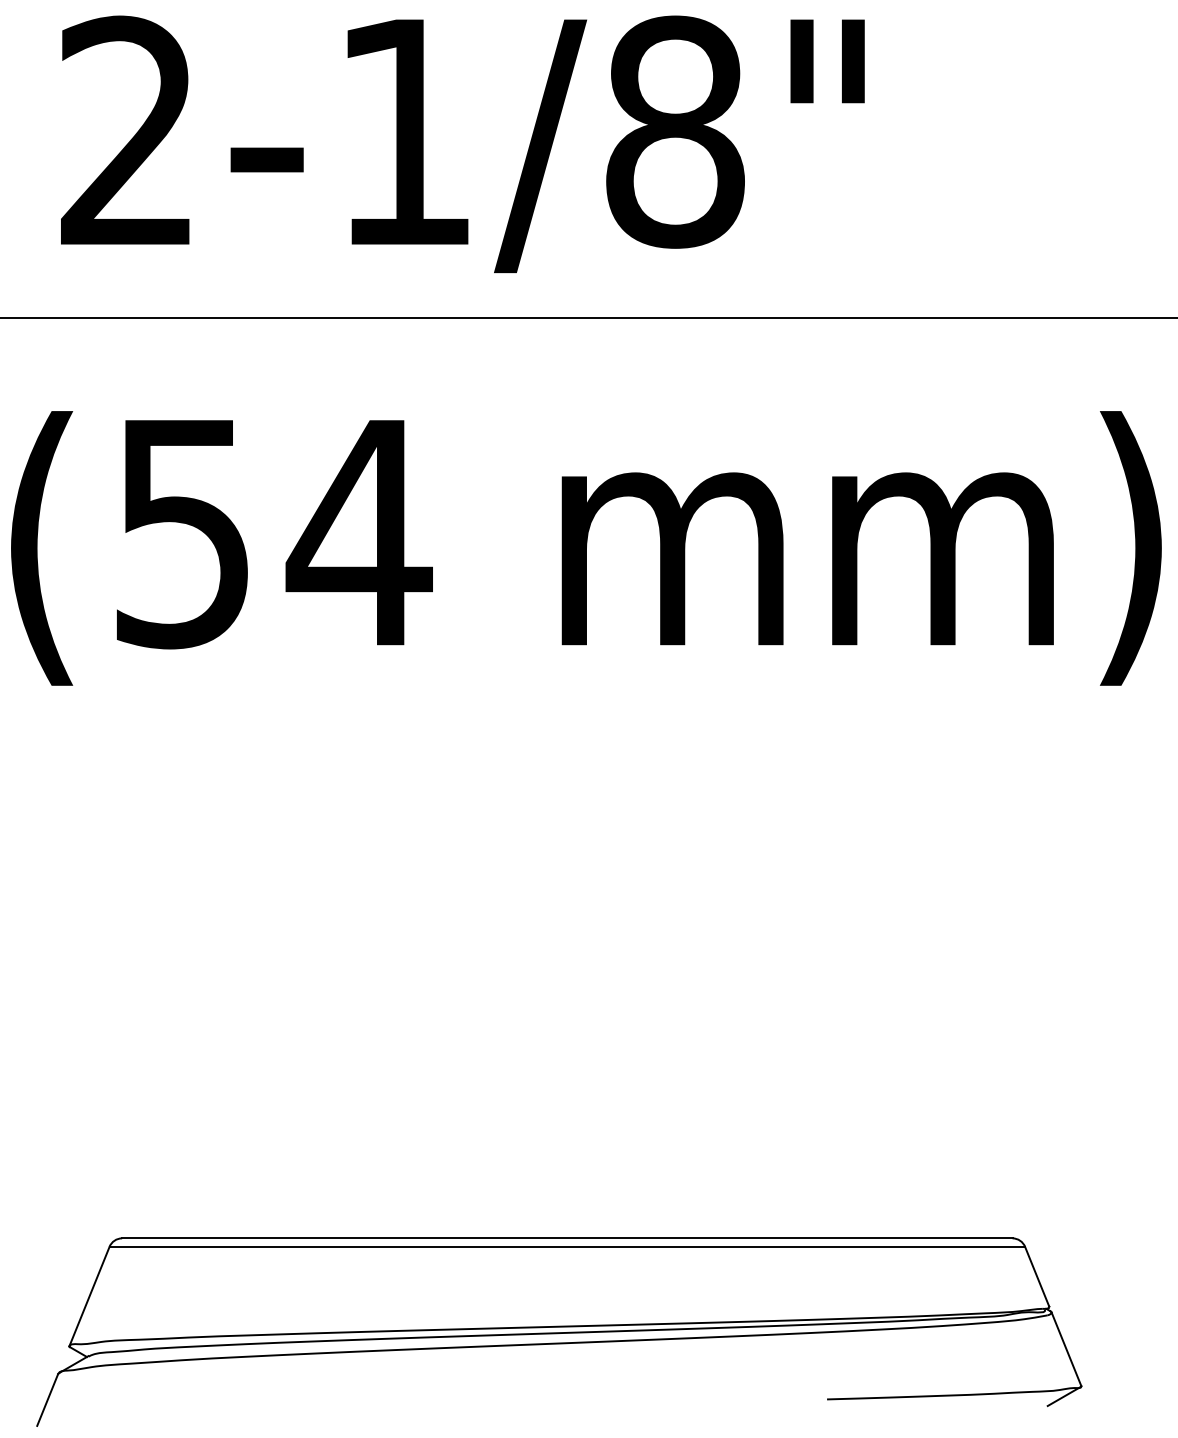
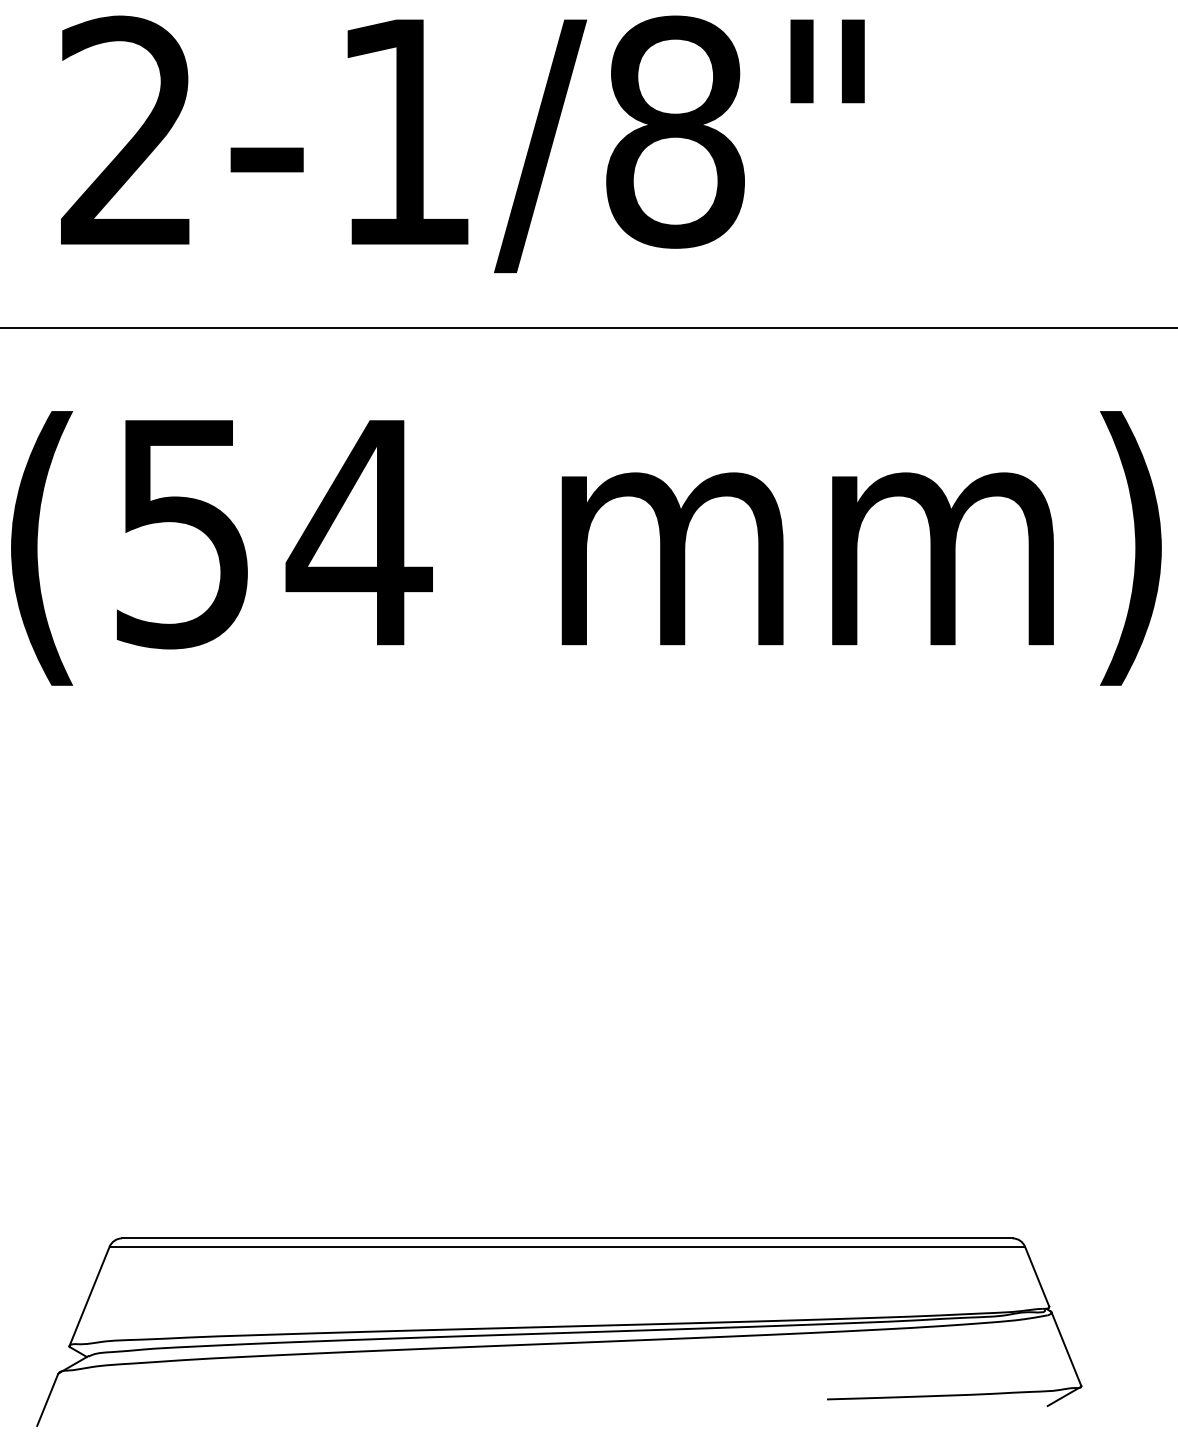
line position: (588, 318) -> (588, 328) (588, 328)
